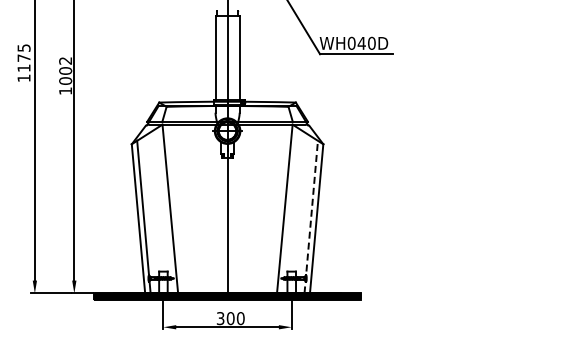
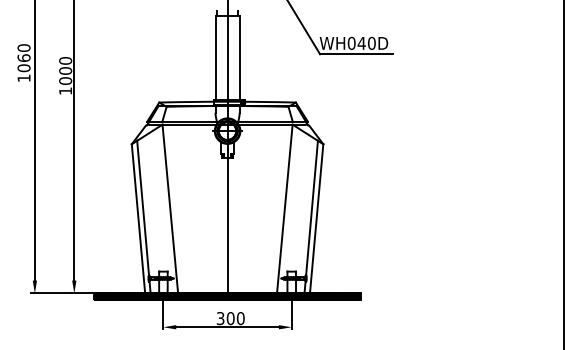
text: 1175 -> 1060 (23, 58)
text: 1002 -> 1000 (65, 60)
line: none -> present (563, 174)
line: dashed -> solid (311, 217)
